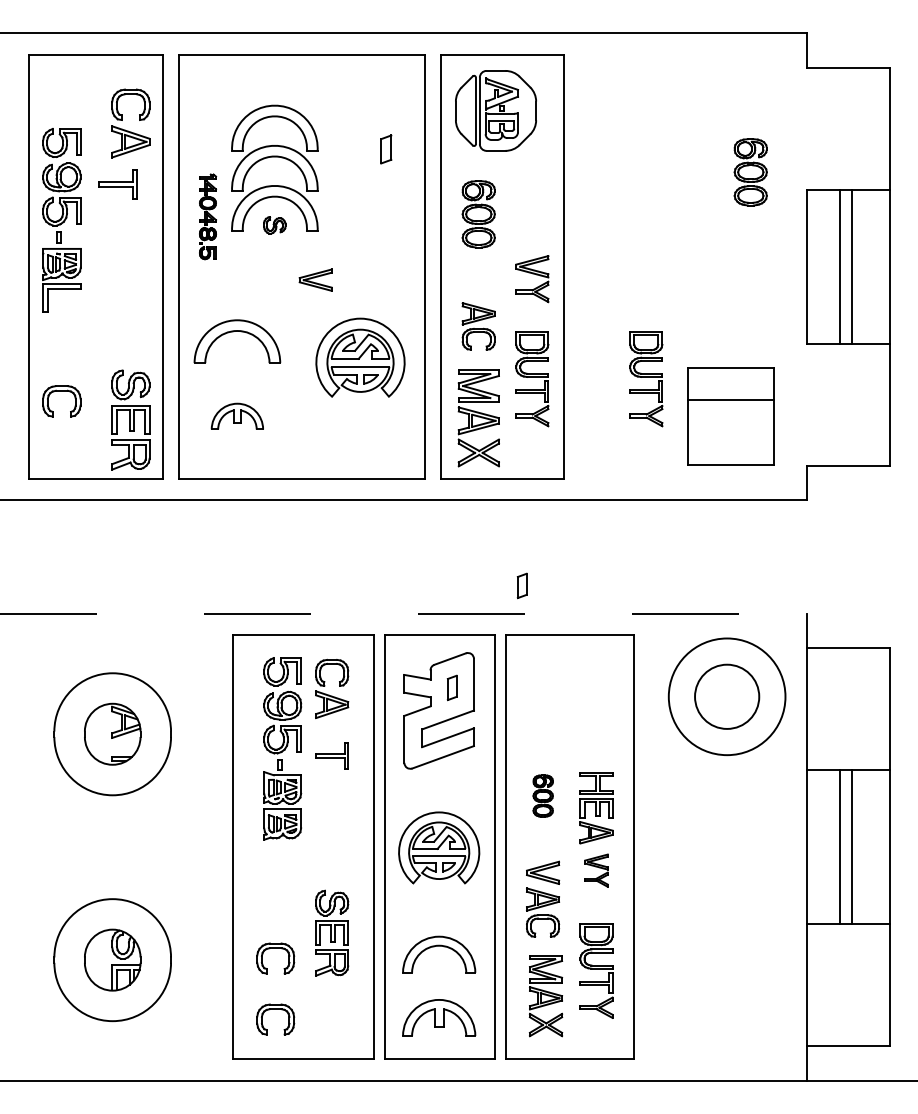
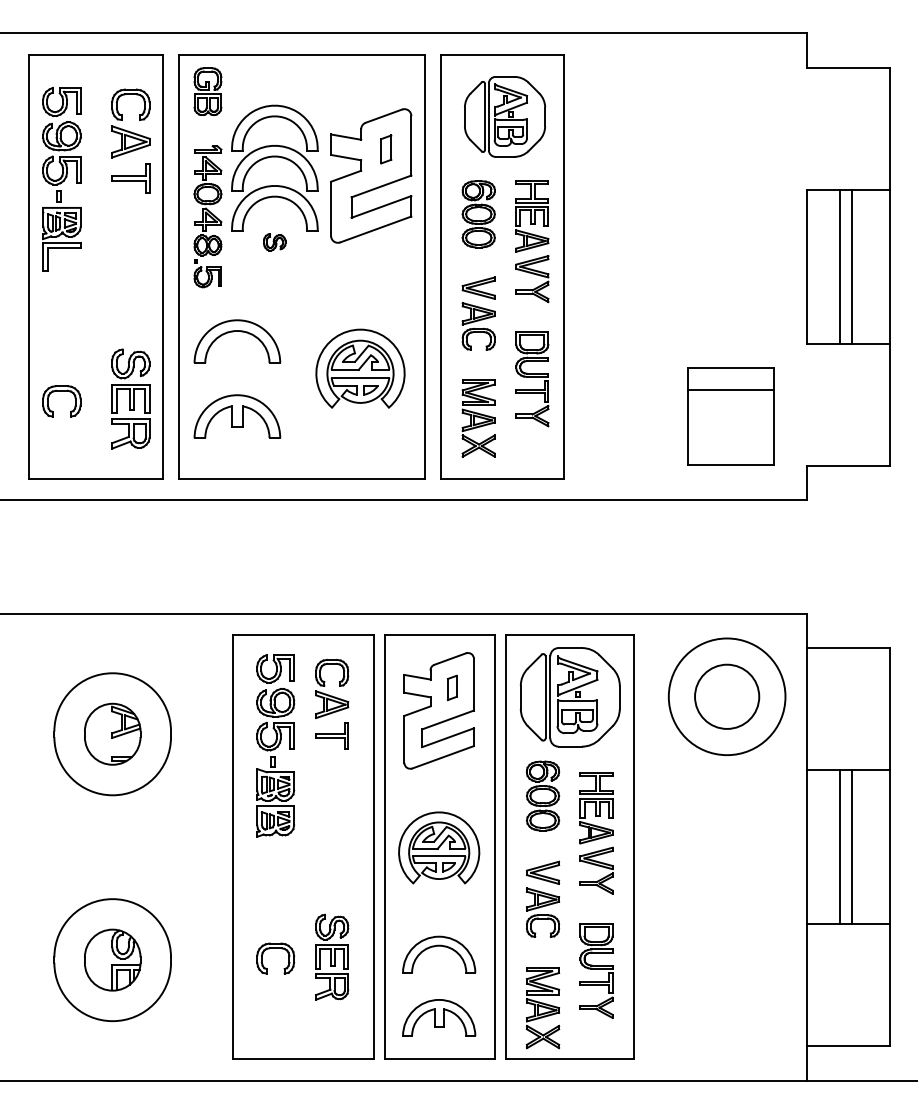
part: none -> present (207, 91)
part position: (495, 110) -> (504, 116) (504, 116)
part: present -> none (750, 172)
part: none -> present (371, 175)
part position: (117, 184) -> (130, 178) (130, 178)
part size: 19x88 px -> 30x144 px (207, 216)
part: none -> present (532, 216)
part position: (61, 220) -> (61, 179) (61, 179)
part position: (274, 225) -> (274, 242) (274, 242)
part position: (315, 279) -> (478, 287) (478, 287)
part position: (360, 357) -> (360, 368) (360, 368)
part: present -> none (646, 379)
line position: (730, 399) -> (730, 389) (730, 389)
part size: 54x28 px -> 89x45 px (237, 416)
part size: 43x99 px -> 35x79 px (478, 418)
part position: (130, 419) -> (130, 398) (130, 398)
part: present -> none (521, 585)
line: dashed -> solid (404, 613)
part: none -> present (569, 697)
part position: (282, 748) -> (275, 745) (275, 745)
part position: (331, 755) -> (331, 735) (331, 735)
part size: 22x44 px -> 35x72 px (543, 795)
part size: 25x35 px -> 35x49 px (596, 870)
part position: (332, 932) -> (332, 956) (332, 956)
part position: (545, 996) -> (542, 1008) (542, 1008)
part: present -> none (275, 1009)
